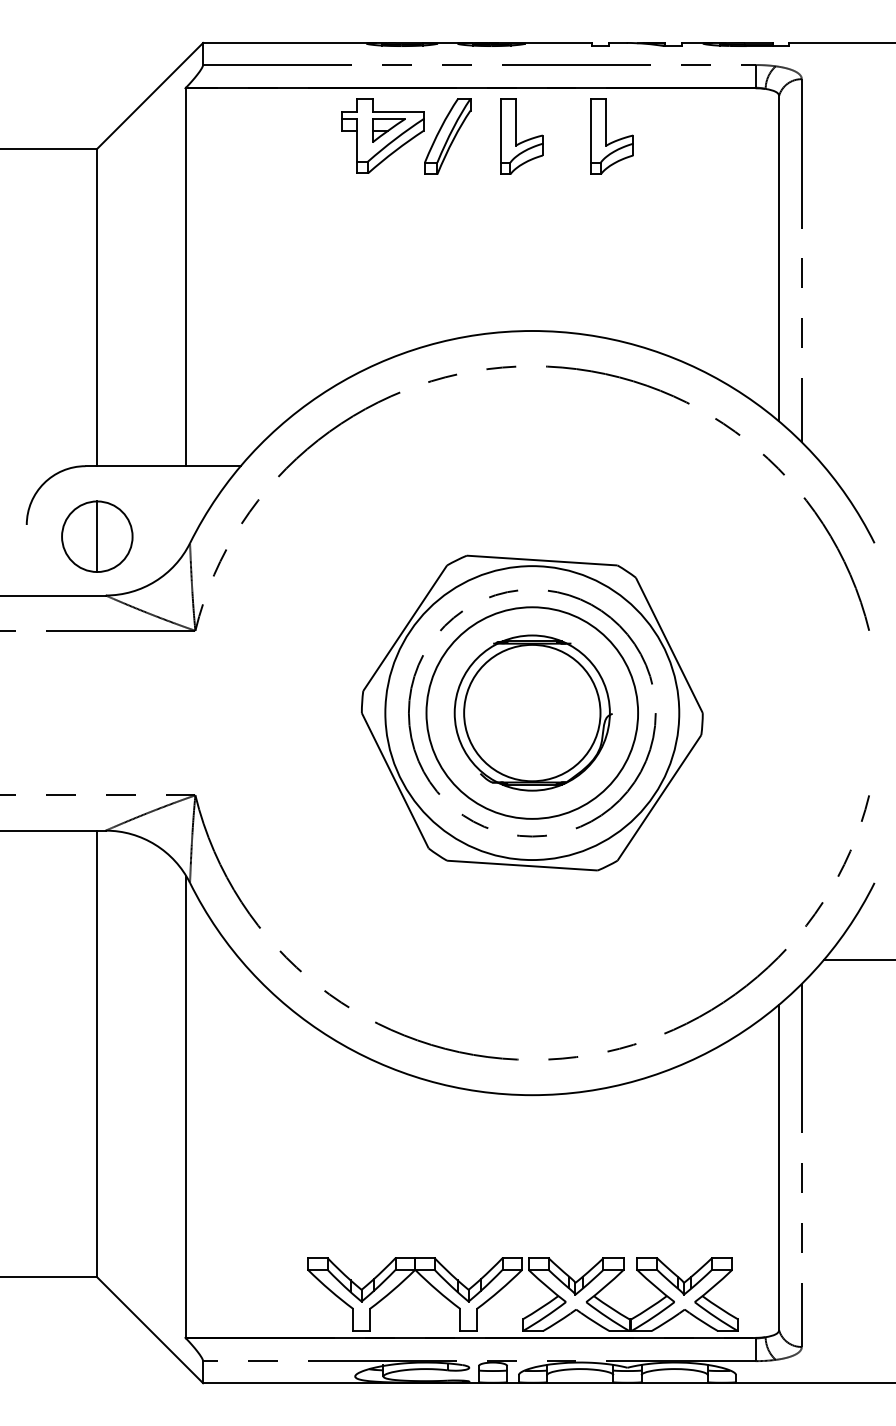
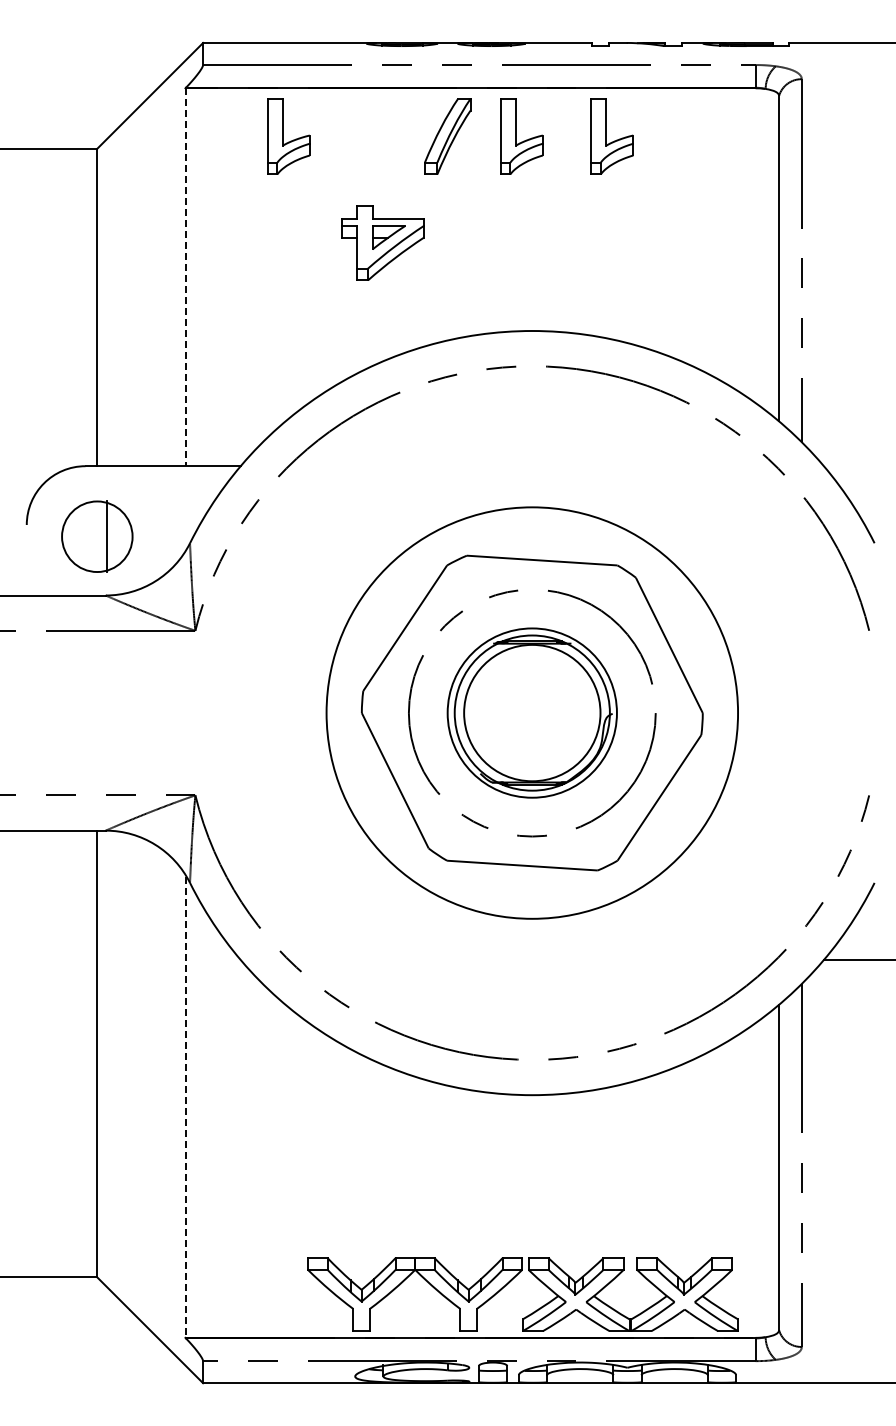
part position: (382, 135) -> (382, 242) (382, 242)
part: none -> present (288, 136)
line: solid -> dashed (185, 277)
line position: (97, 536) -> (107, 536) (107, 536)
circle diameter: 212 px -> 169 px (531, 712)
circle diameter: 294 px -> 411 px (532, 712)
line: solid -> dashed (185, 1108)
